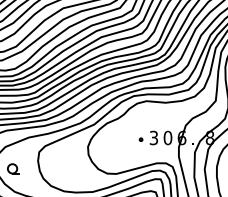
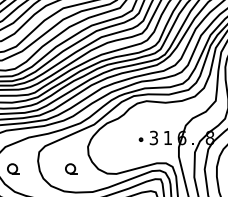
text: 0 -> 1 (167, 137)
part: none -> present (71, 168)
